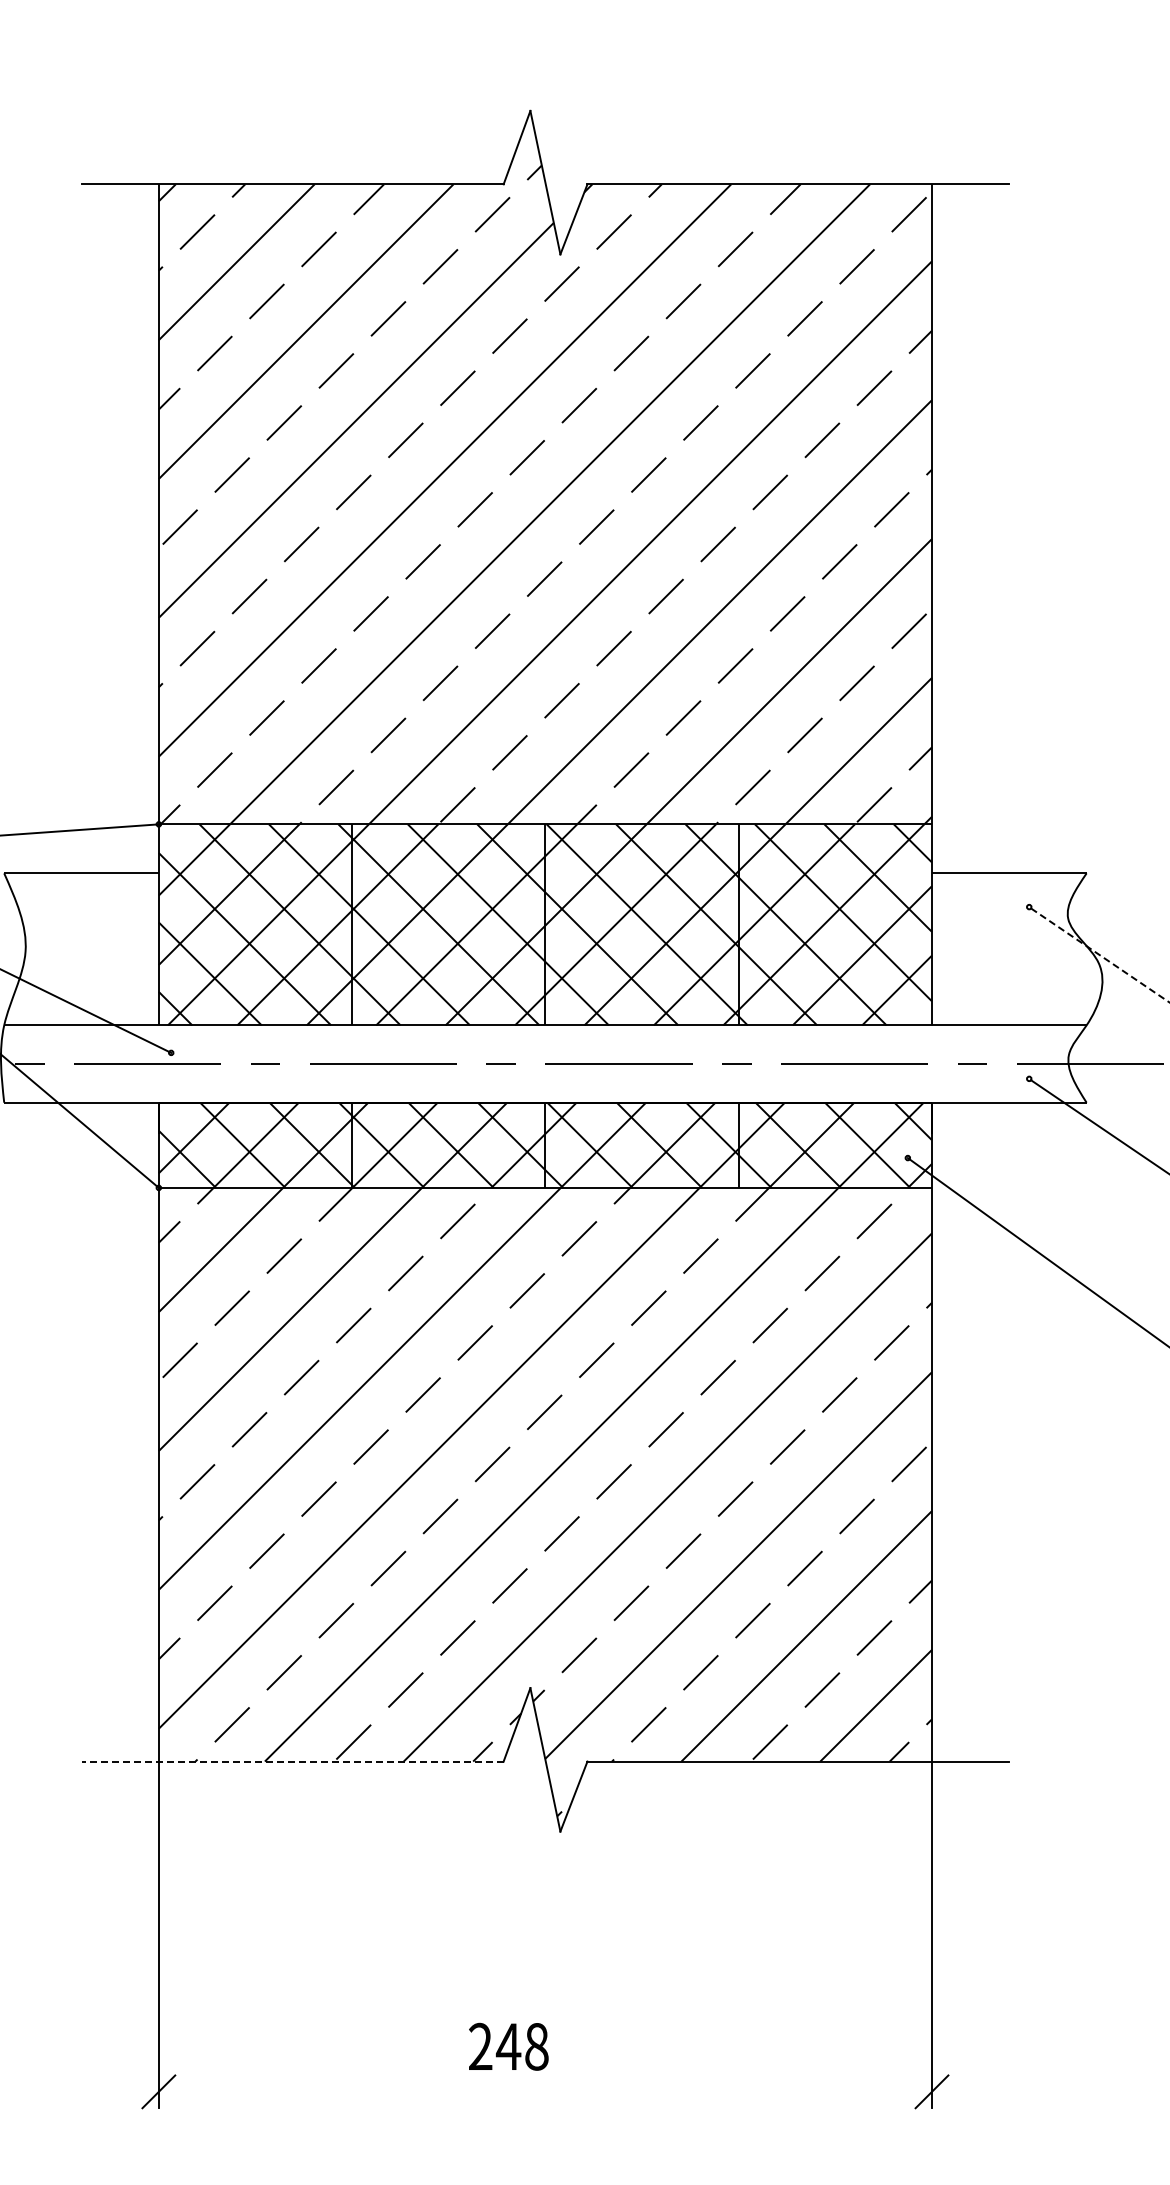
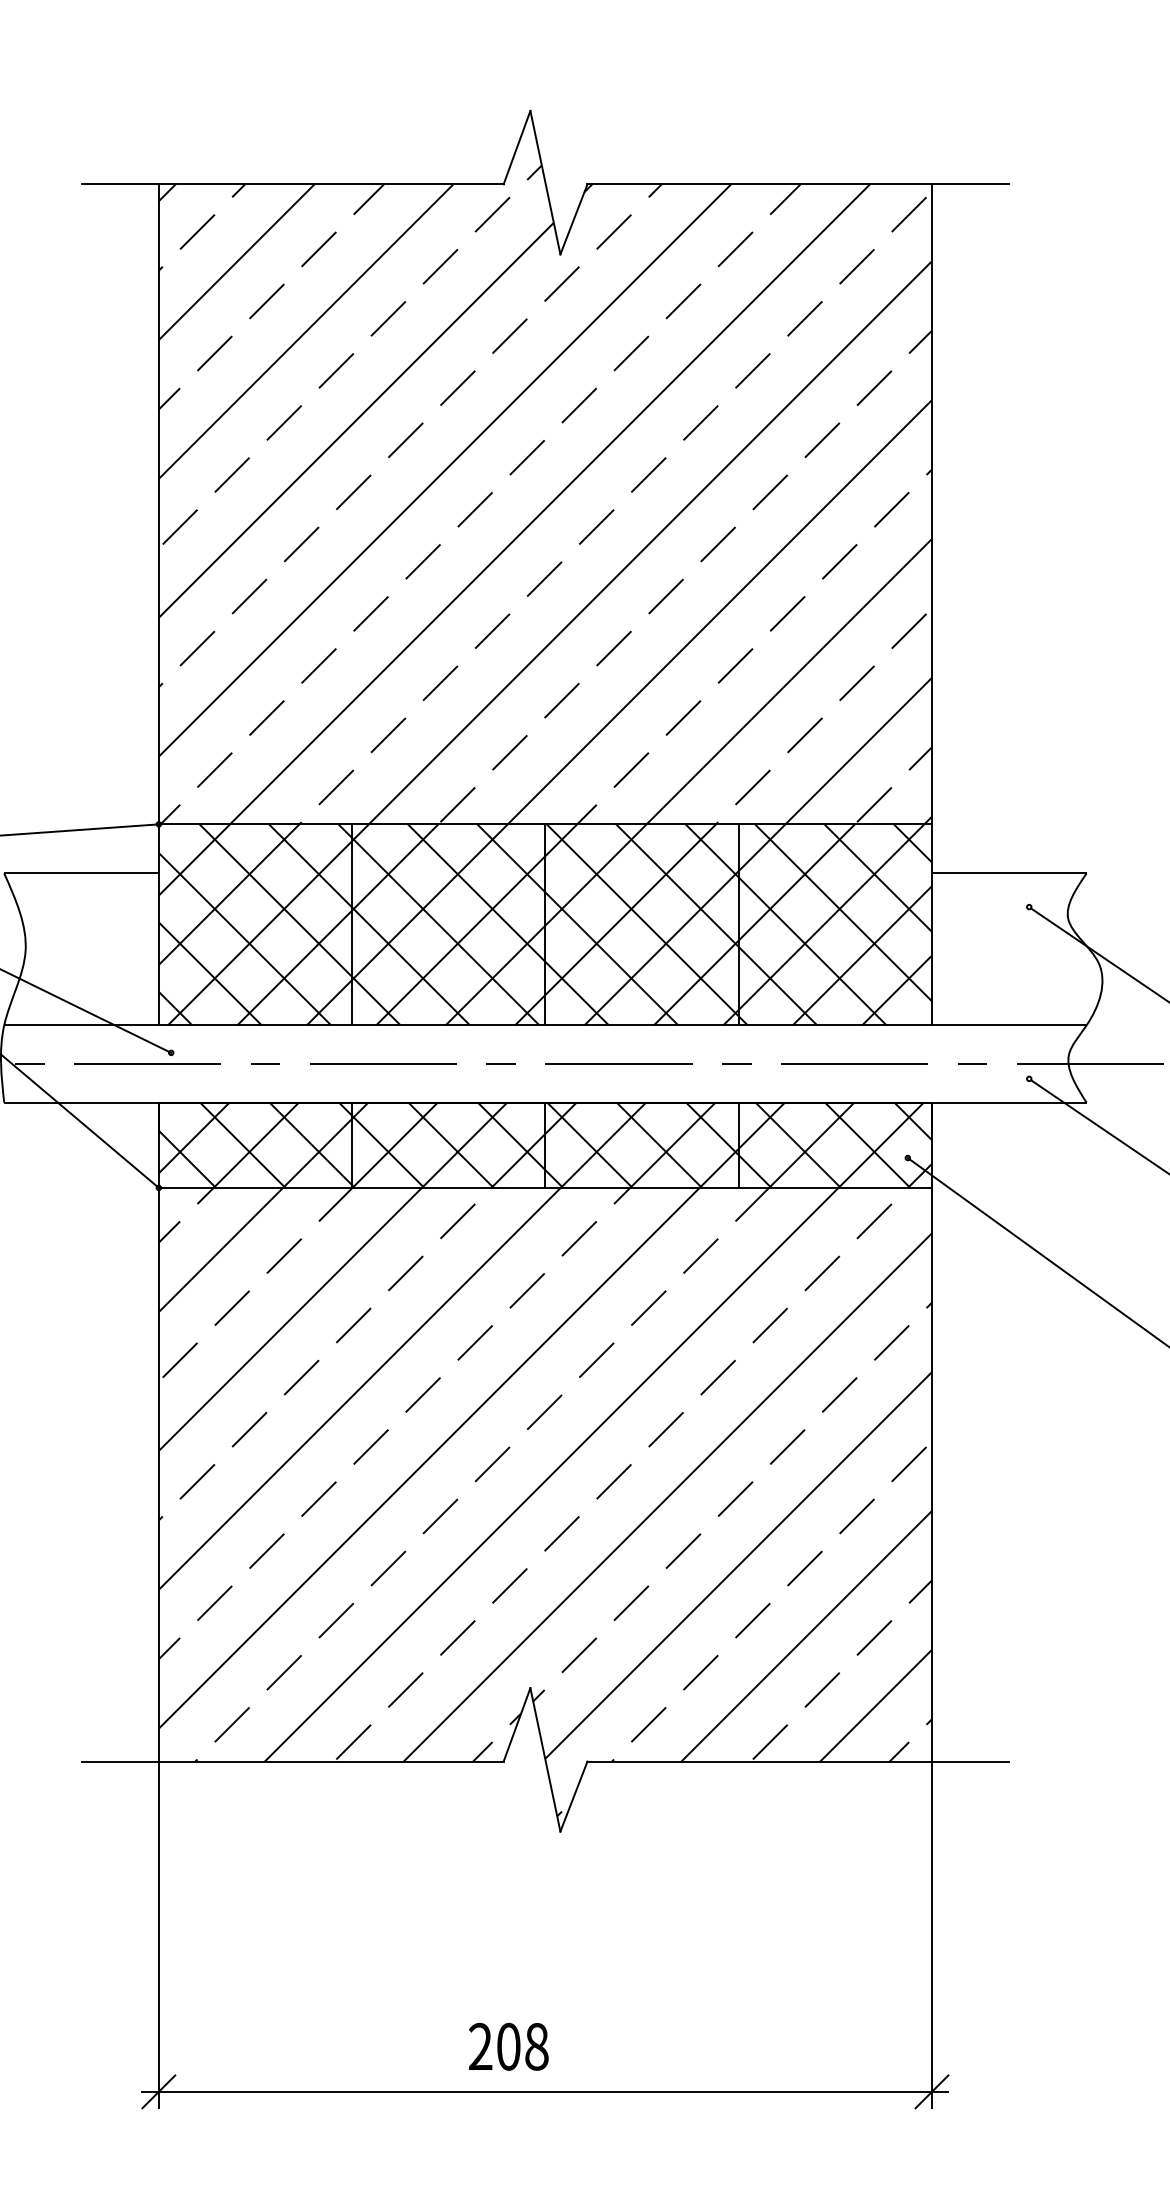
line: dashed -> solid (1100, 955)
line: dashed -> solid (292, 1761)
text: 248 -> 208 (508, 2046)
line: none -> present (545, 2091)
